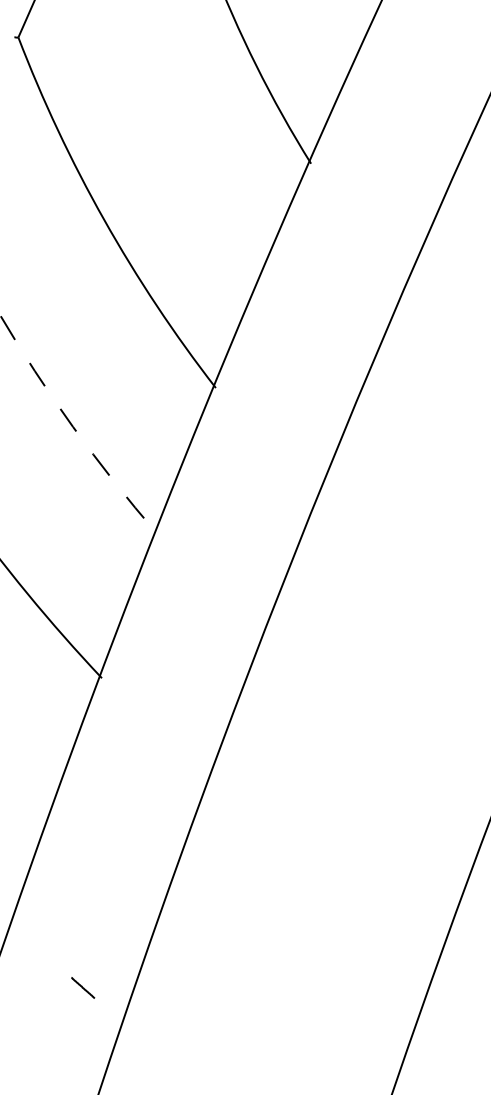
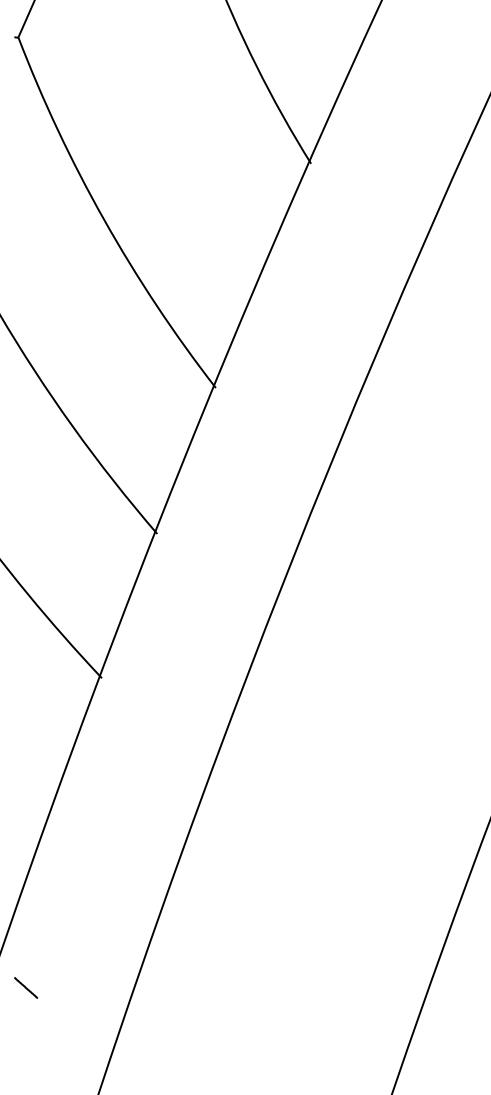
arc: dashed -> solid (74, 428)
line position: (83, 987) -> (26, 987) (26, 987)
